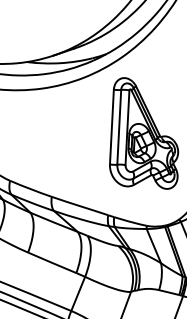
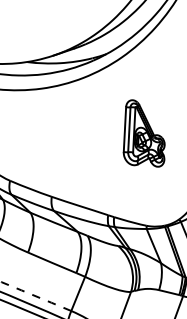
part size: 71x113 px -> 44x69 px (143, 133)
arc: solid -> dashed (35, 295)
